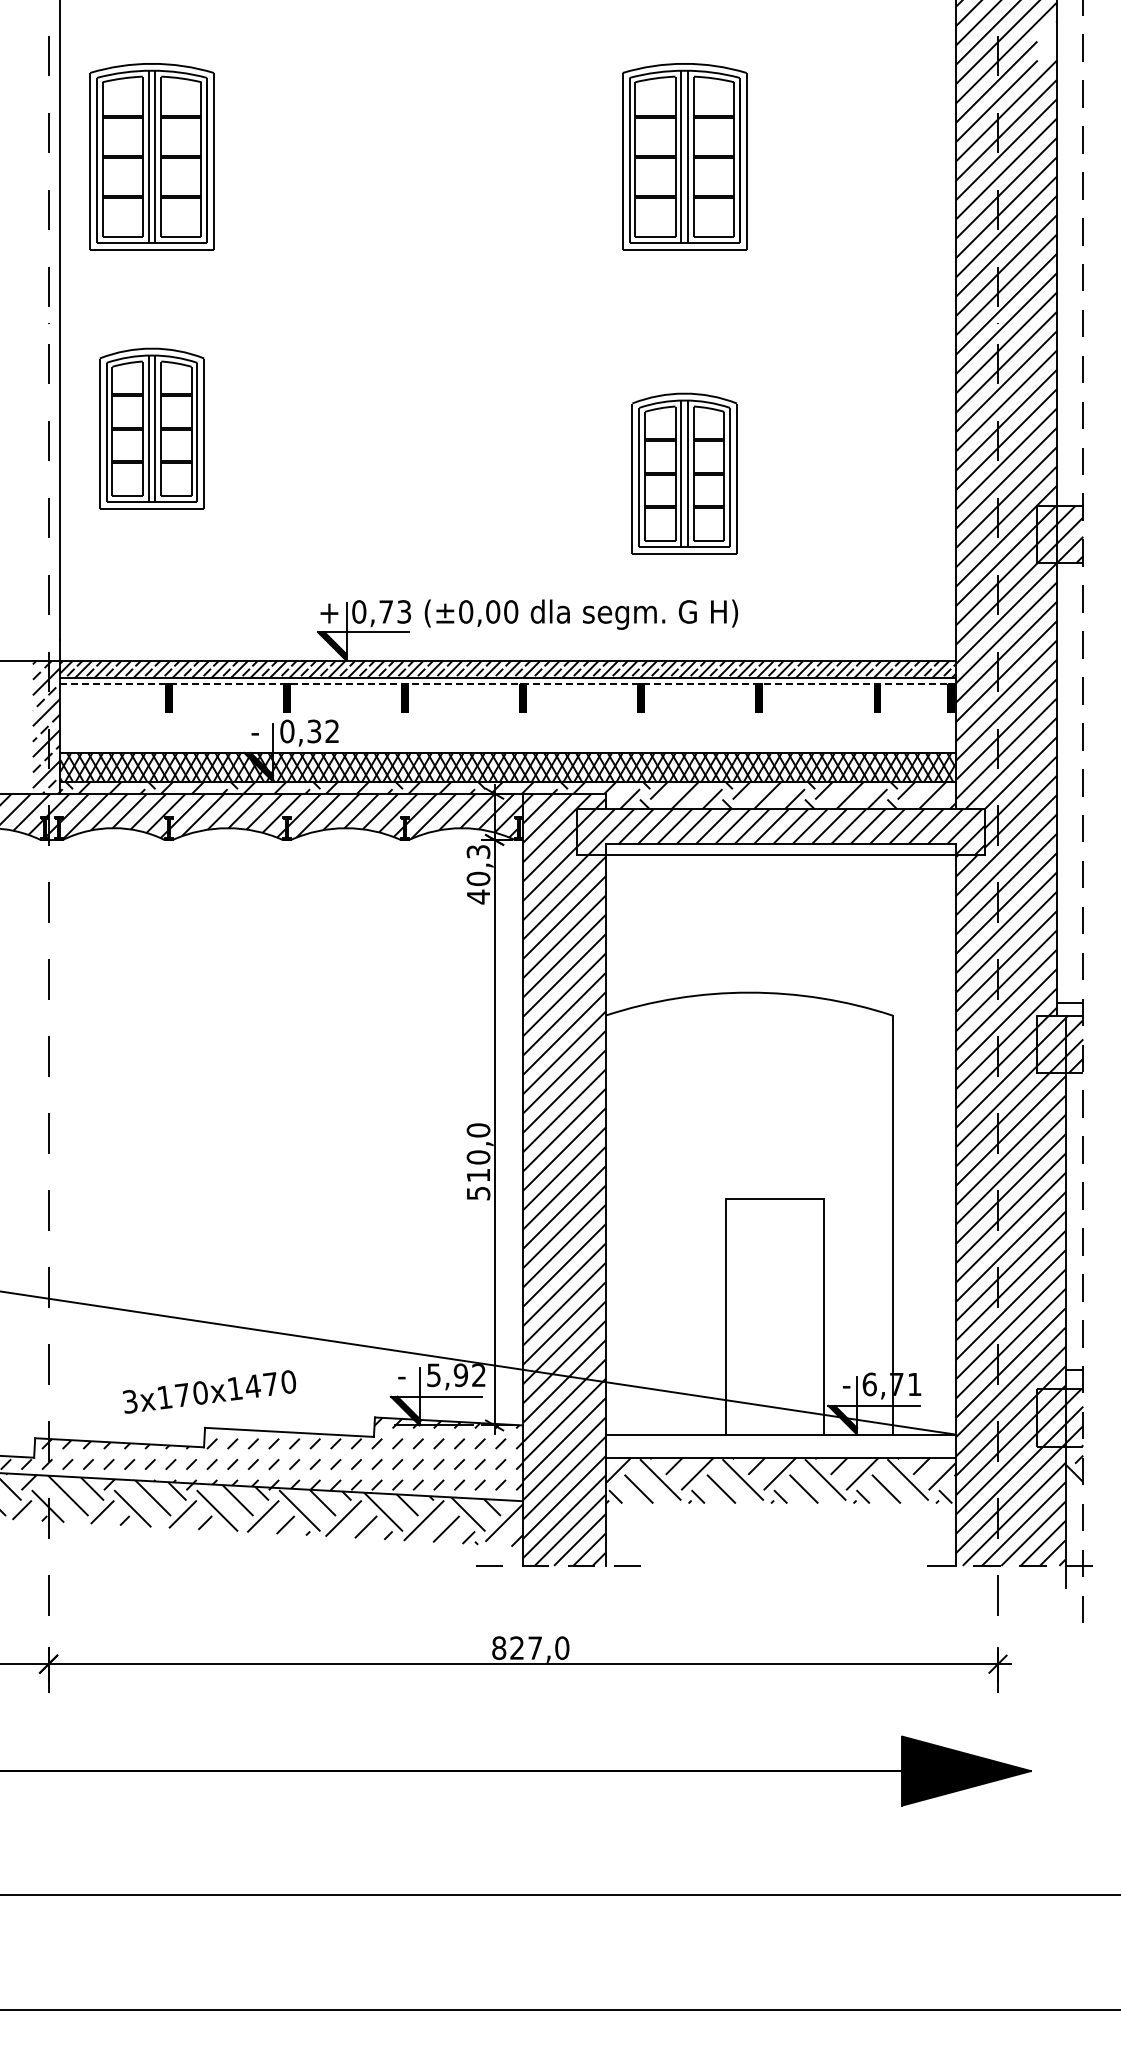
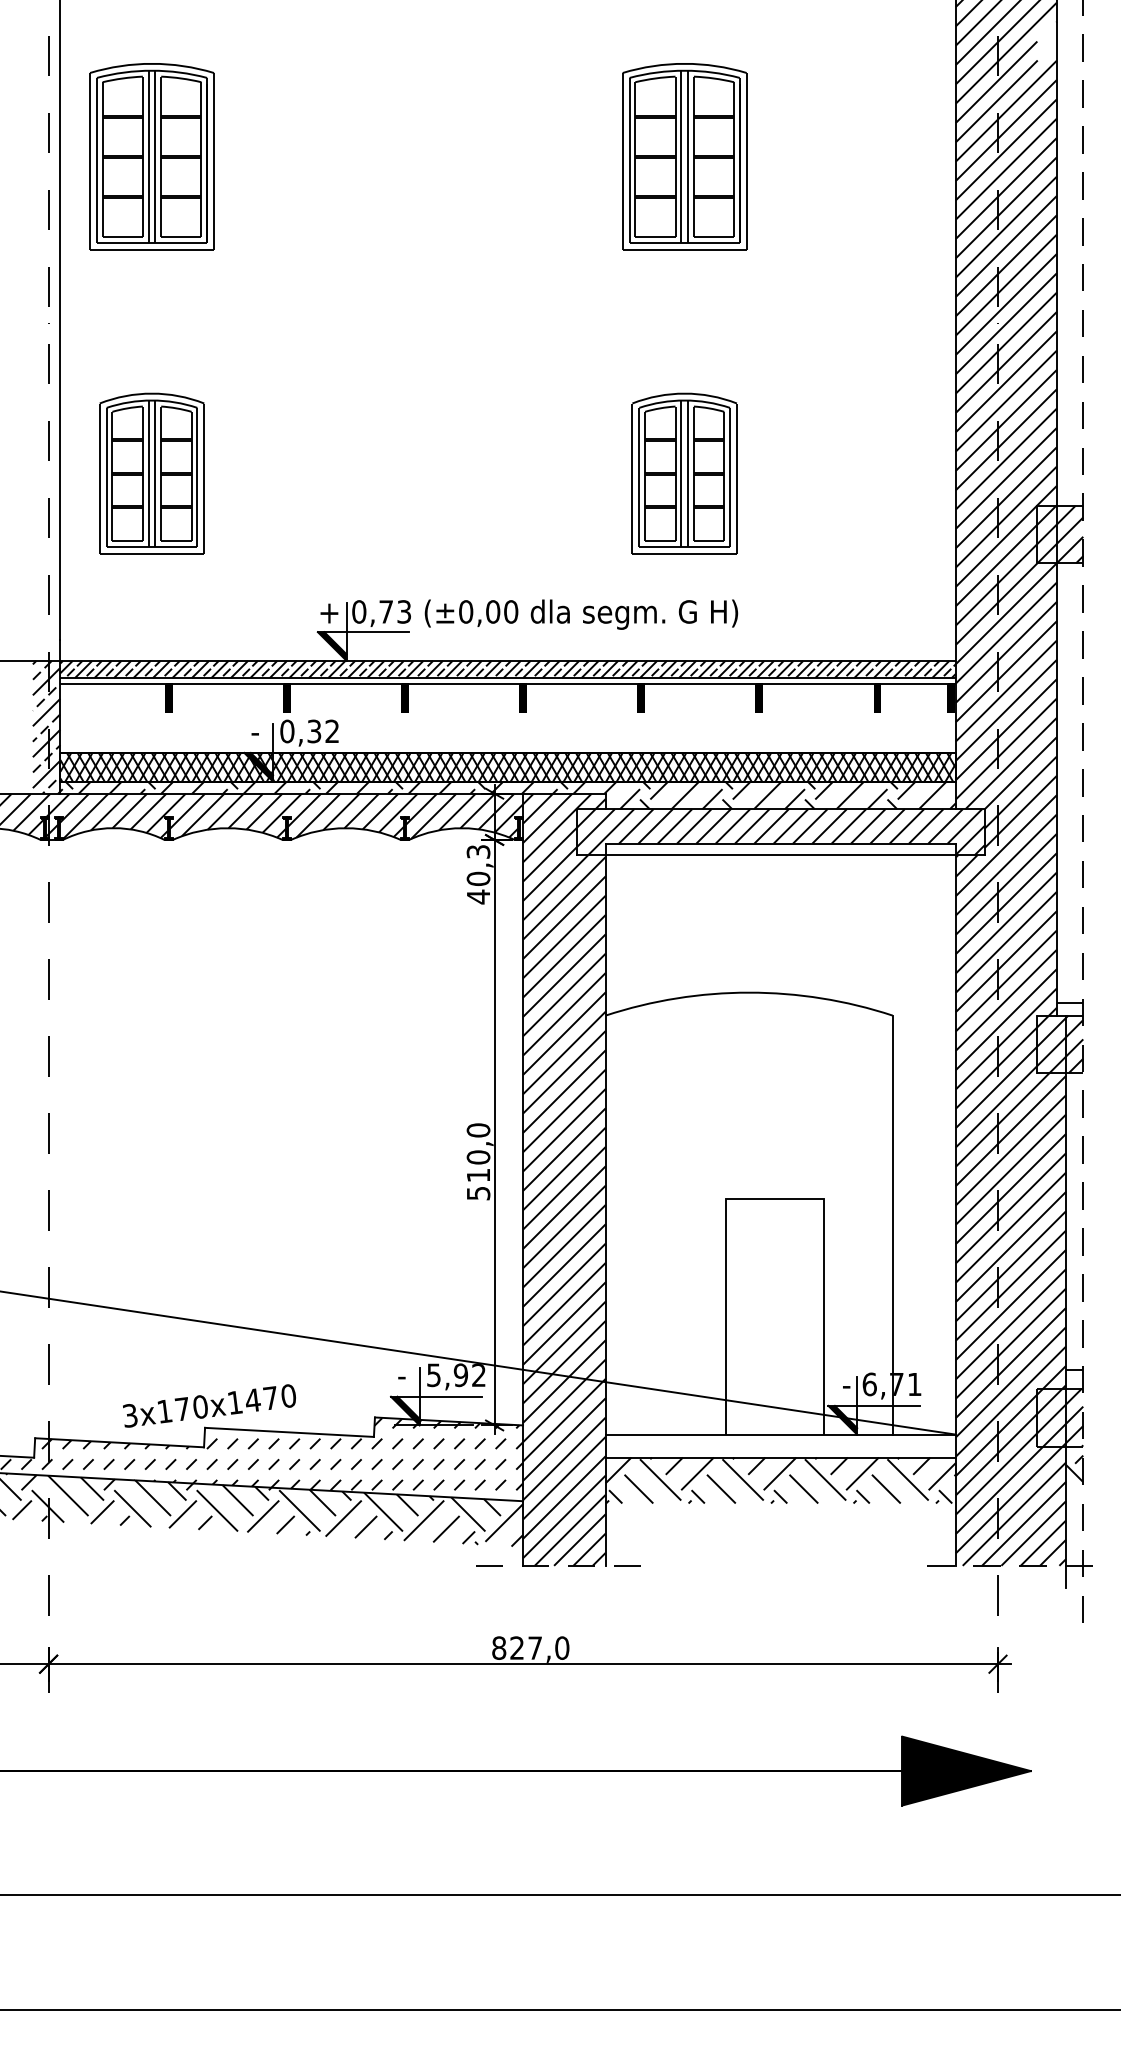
part position: (151, 428) -> (151, 473) (151, 473)
line: dashed -> solid (508, 684)
text position: (209, 1391) -> (209, 1405) (209, 1405)
